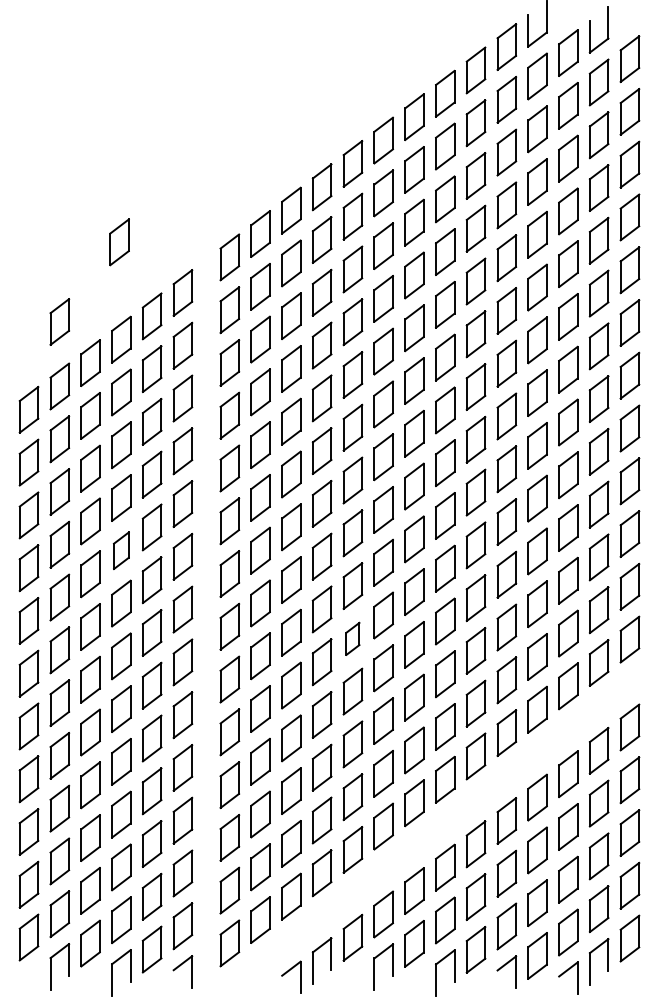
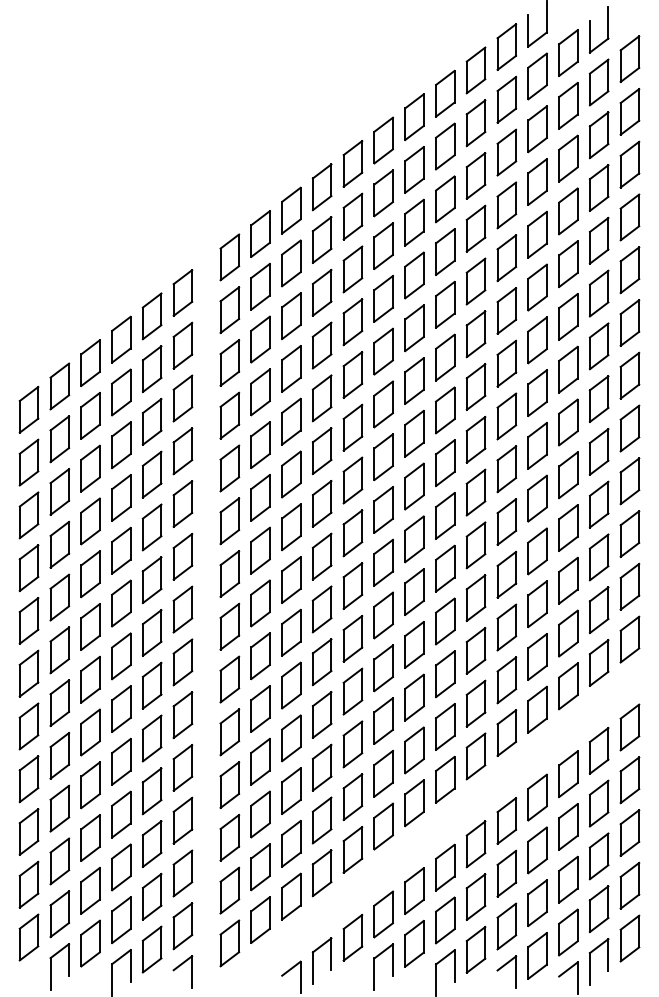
part: present -> none (119, 242)
part: present -> none (59, 321)
part size: 17x39 px -> 21x49 px (121, 550)
part size: 16x35 px -> 22x48 px (352, 638)
